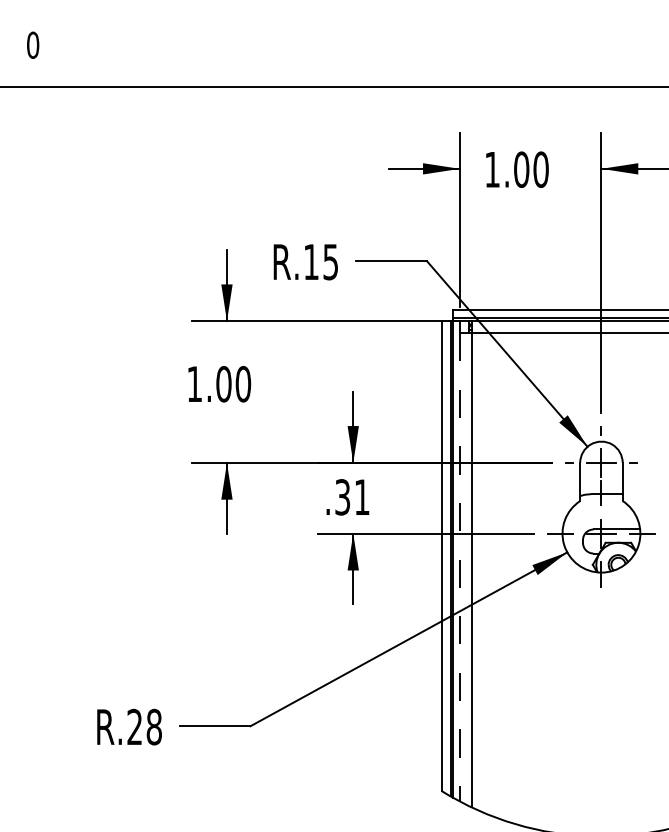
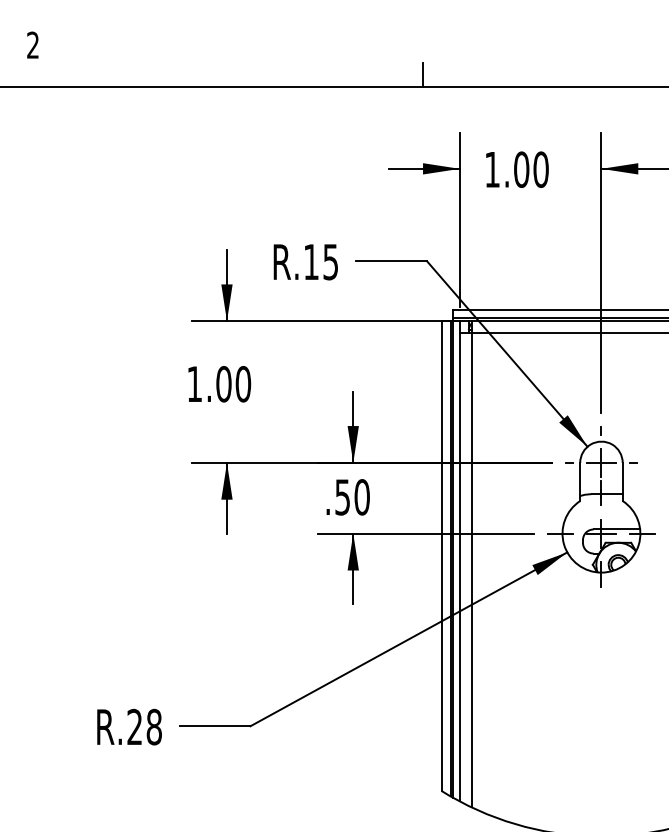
text: 0 -> 2 (33, 44)
line: none -> present (423, 74)
text: .31 -> .50 (352, 497)
line: dashed -> solid (459, 567)
